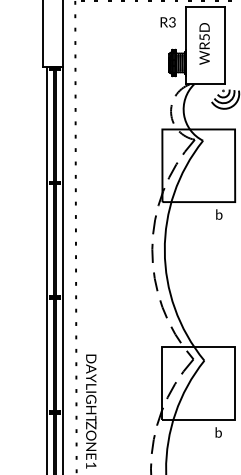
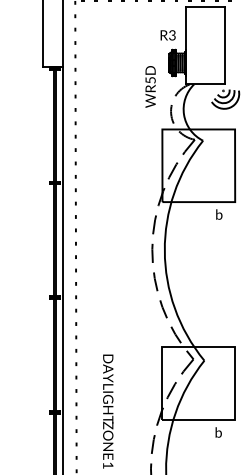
text position: (167, 22) -> (167, 35) (167, 35)
text position: (204, 43) -> (150, 86) (150, 86)
line: present -> none (47, 268)
text position: (91, 411) -> (108, 411) (108, 411)
